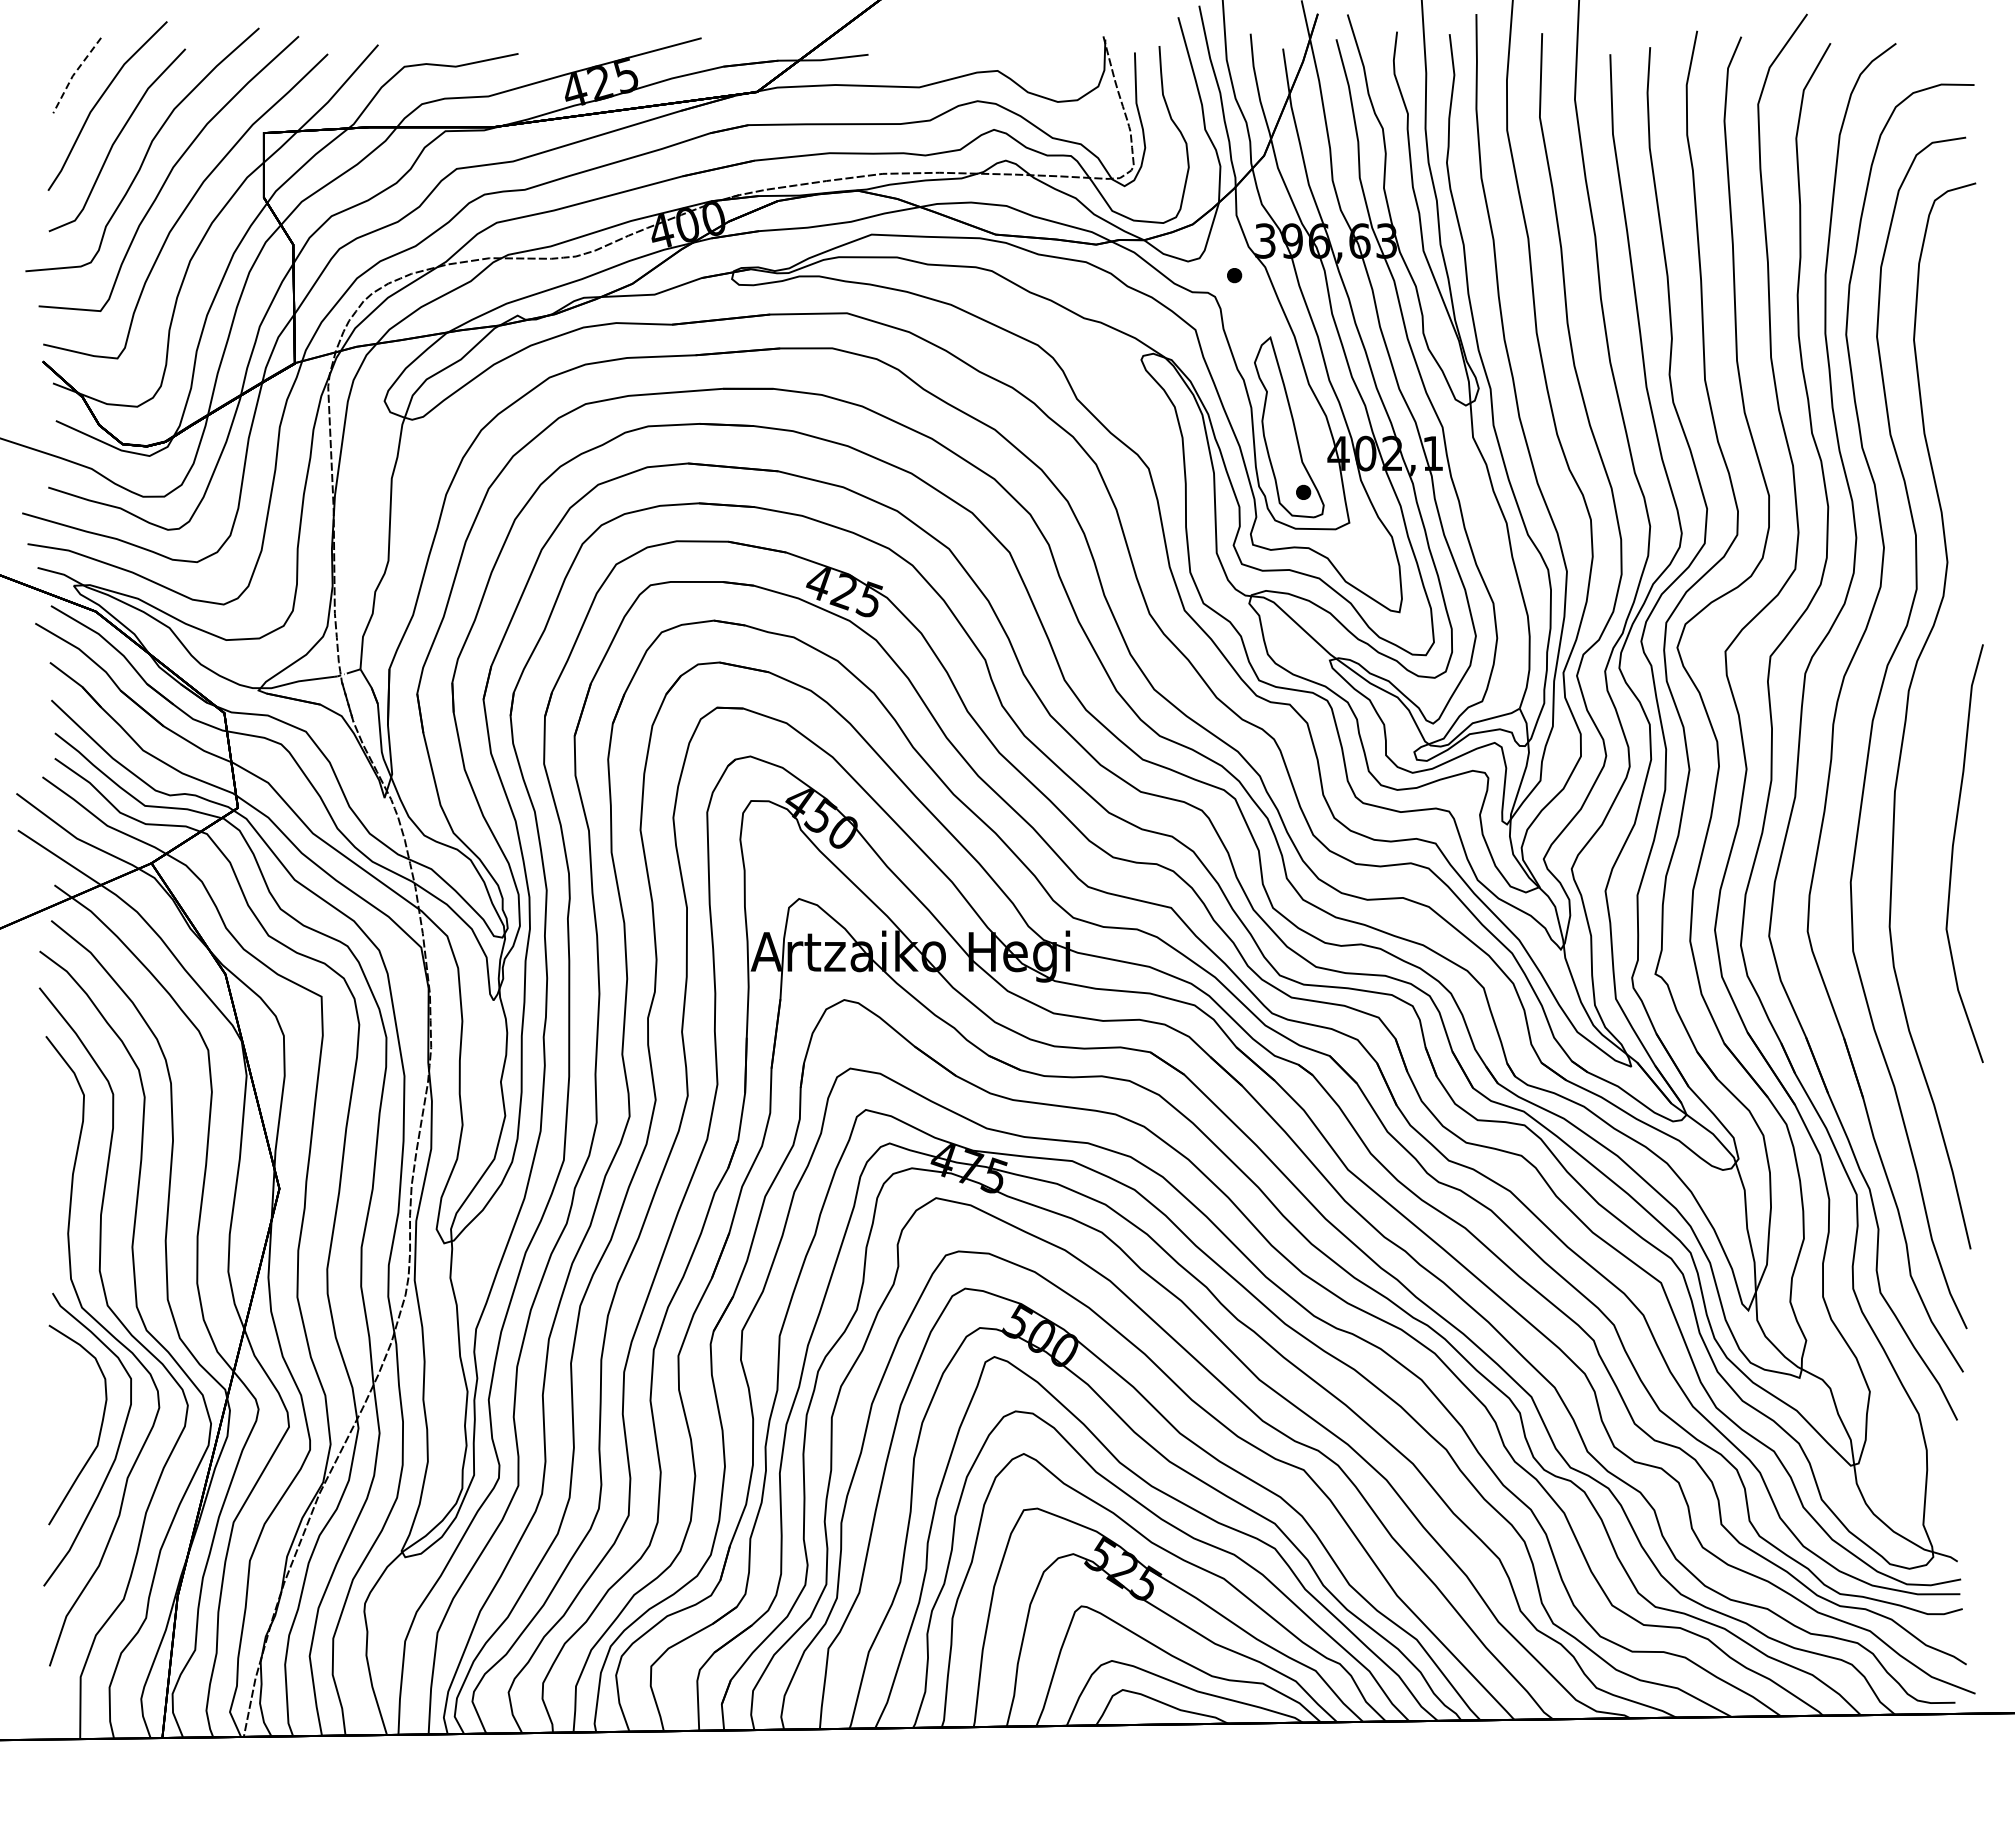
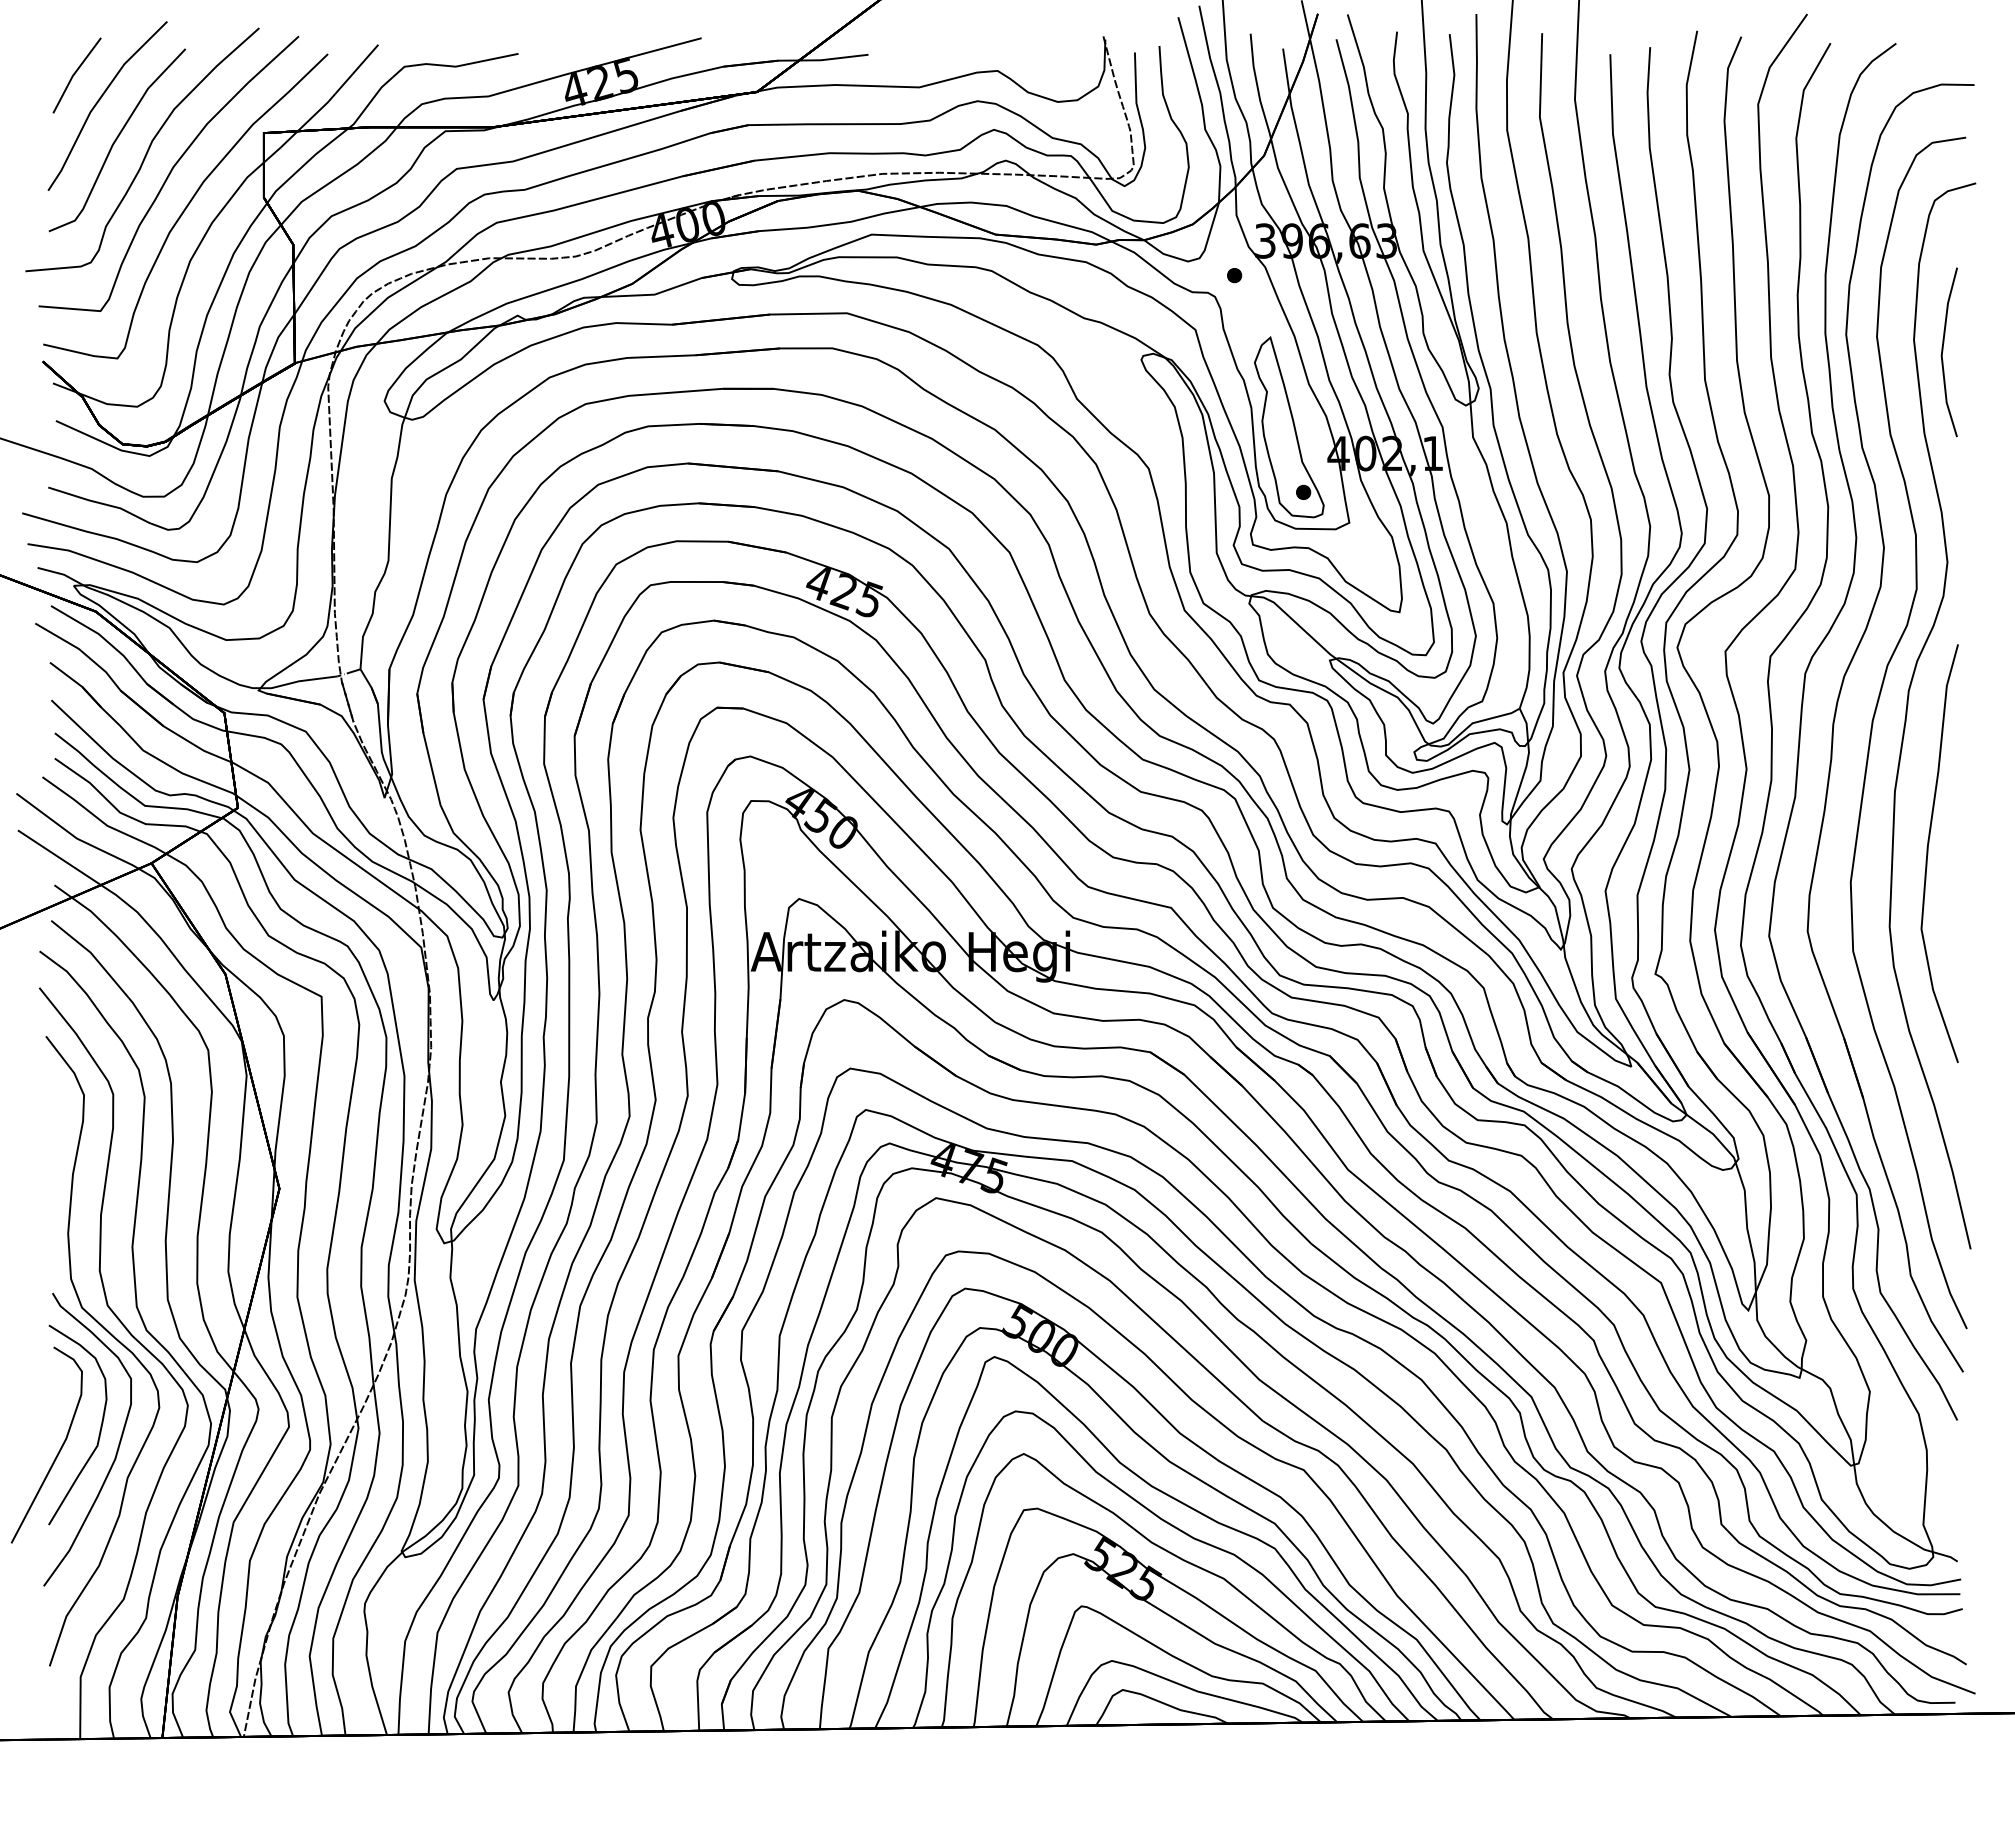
line: dashed -> solid (73, 74)
line: none -> present (1943, 351)
curve position: (1953, 853) -> (1928, 853) (1928, 853)
curve: none -> present (58, 1451)
